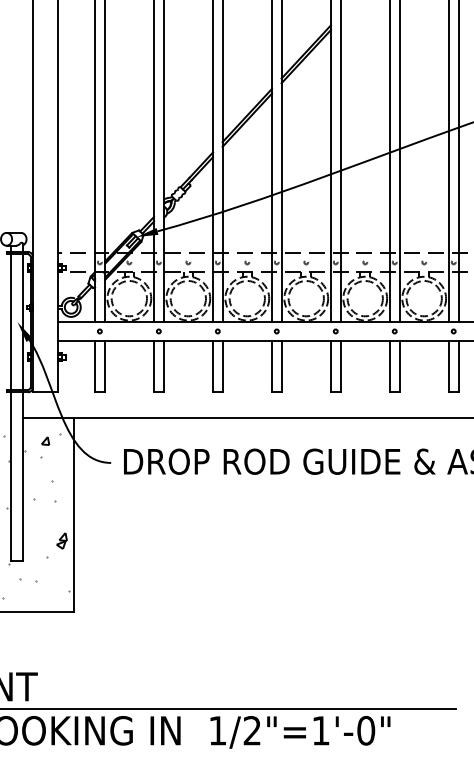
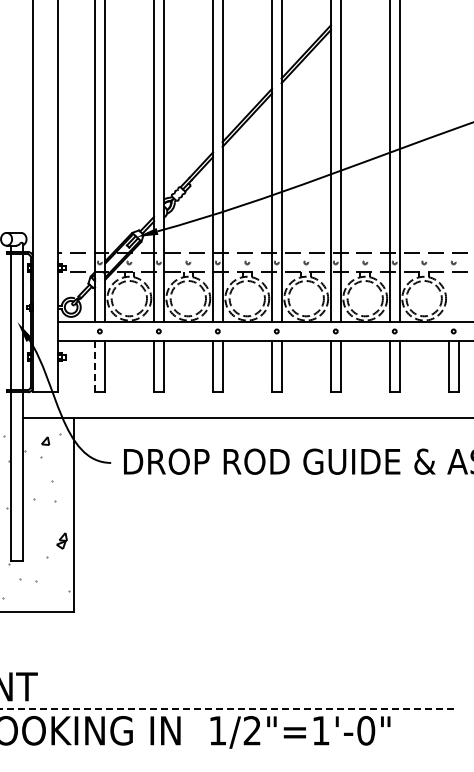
line: present -> none (448, 161)
line: present -> none (458, 161)
line: solid -> dashed (95, 366)
line: solid -> dashed (228, 709)
